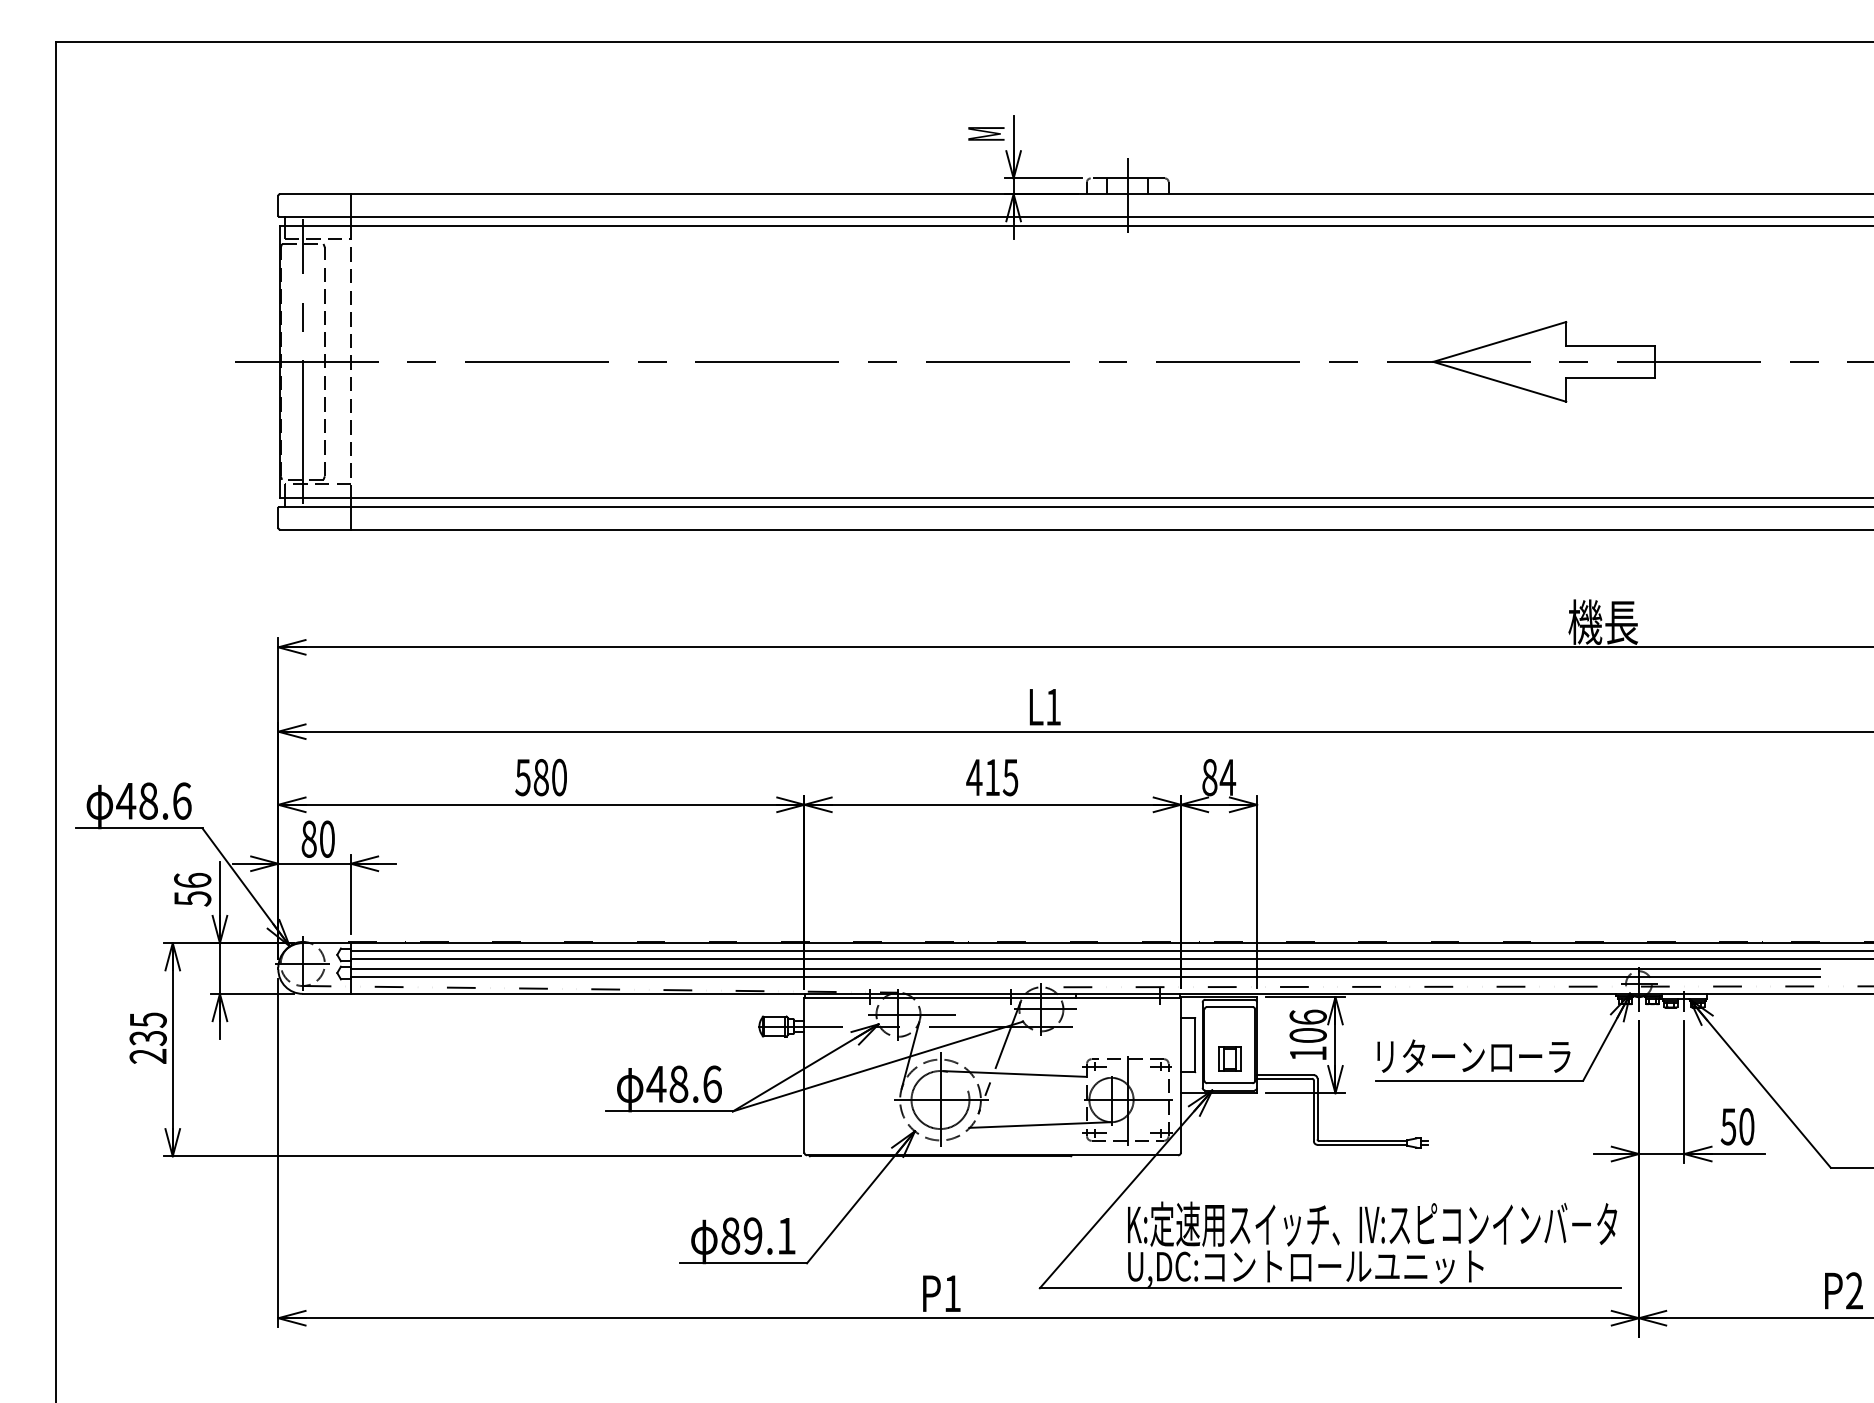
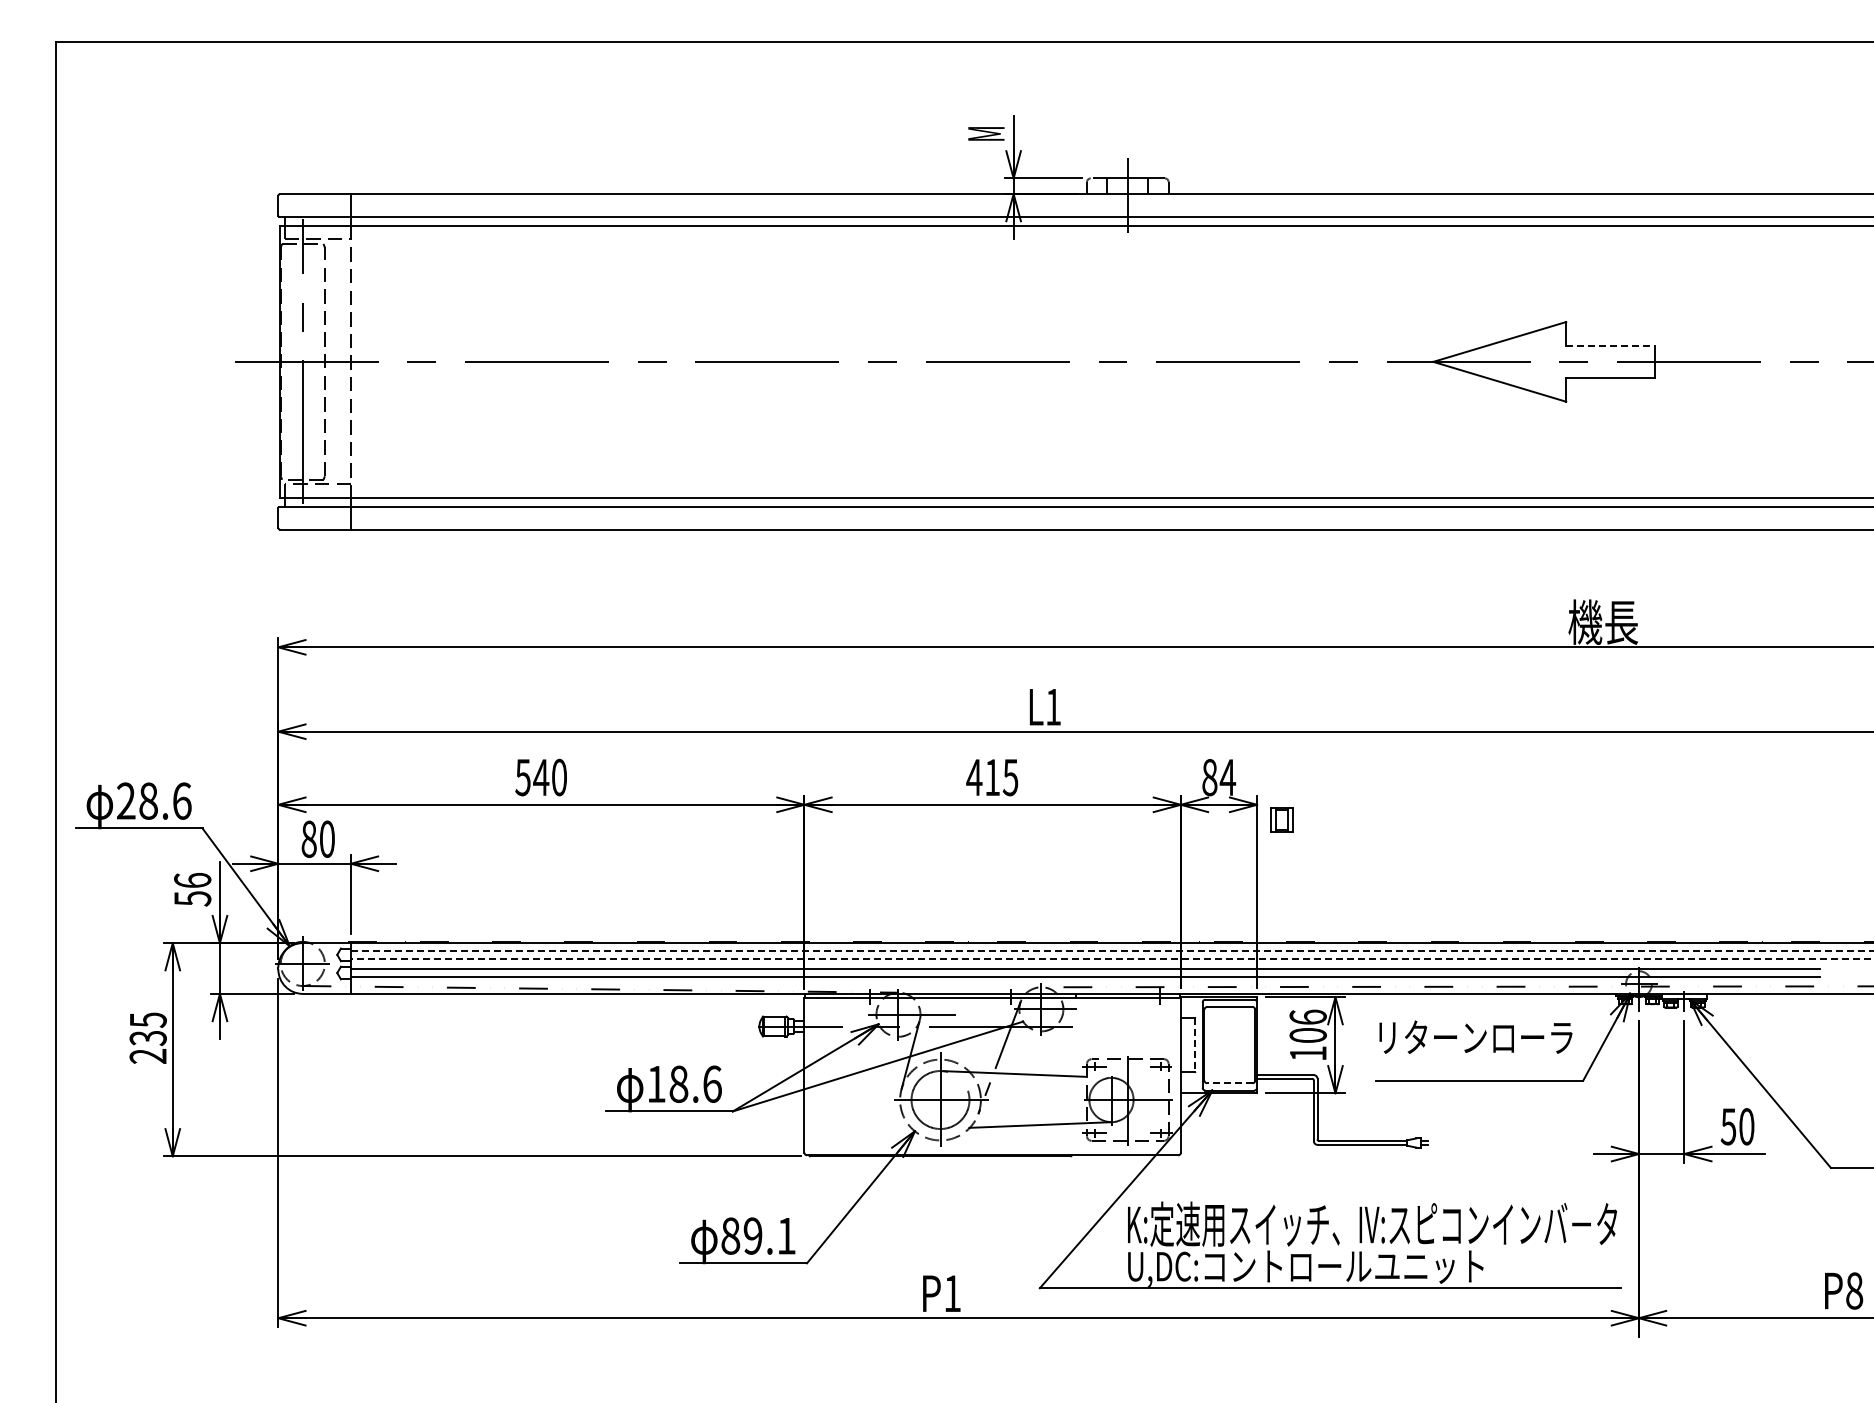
line: solid -> dashed (1611, 345)
text: 580 -> 540 (541, 777)
text: 48.6 -> 28.6 (126, 800)
line: solid -> dashed (1112, 951)
line: solid -> dashed (1111, 958)
line: solid -> dashed (1195, 1045)
text position: (1473, 1055) -> (1475, 1036) (1475, 1036)
part position: (1229, 1058) -> (1281, 819) (1281, 819)
line: solid -> dashed (1229, 1083)
text: 48.6 -> 18.6 (656, 1084)
text: P2 -> P8 (1854, 1290)
